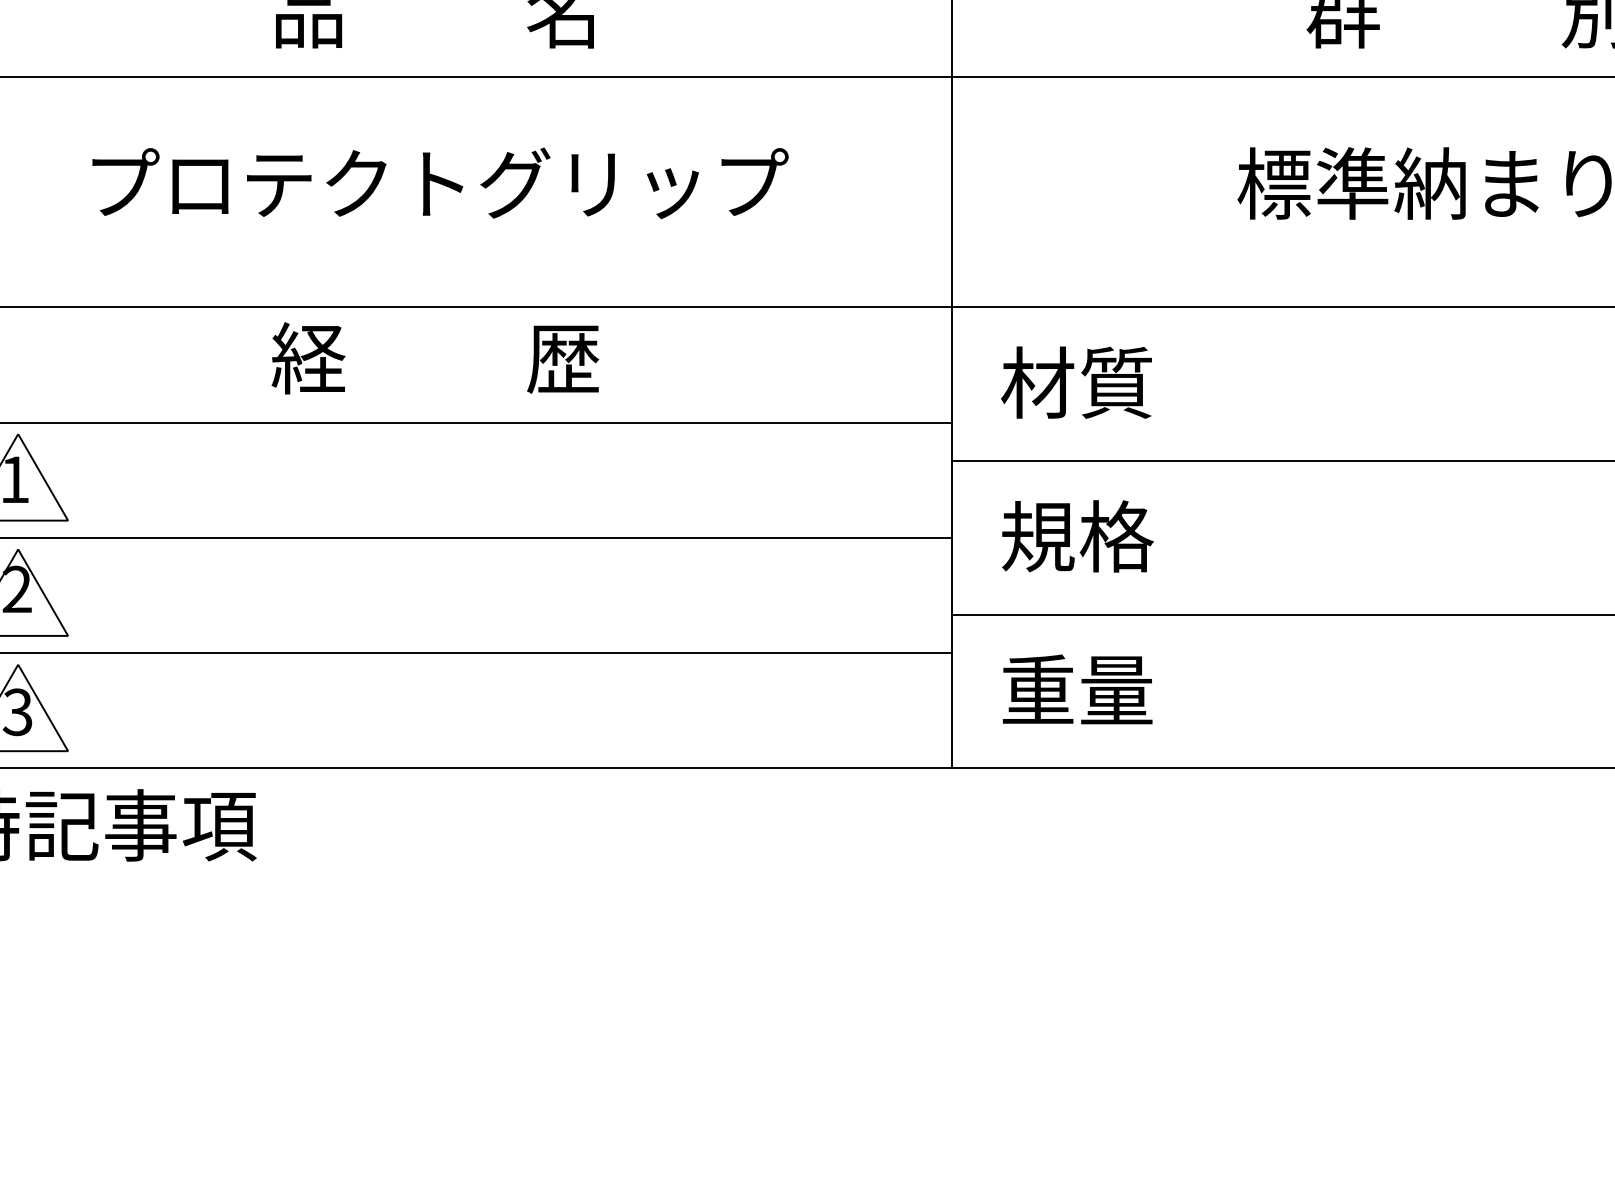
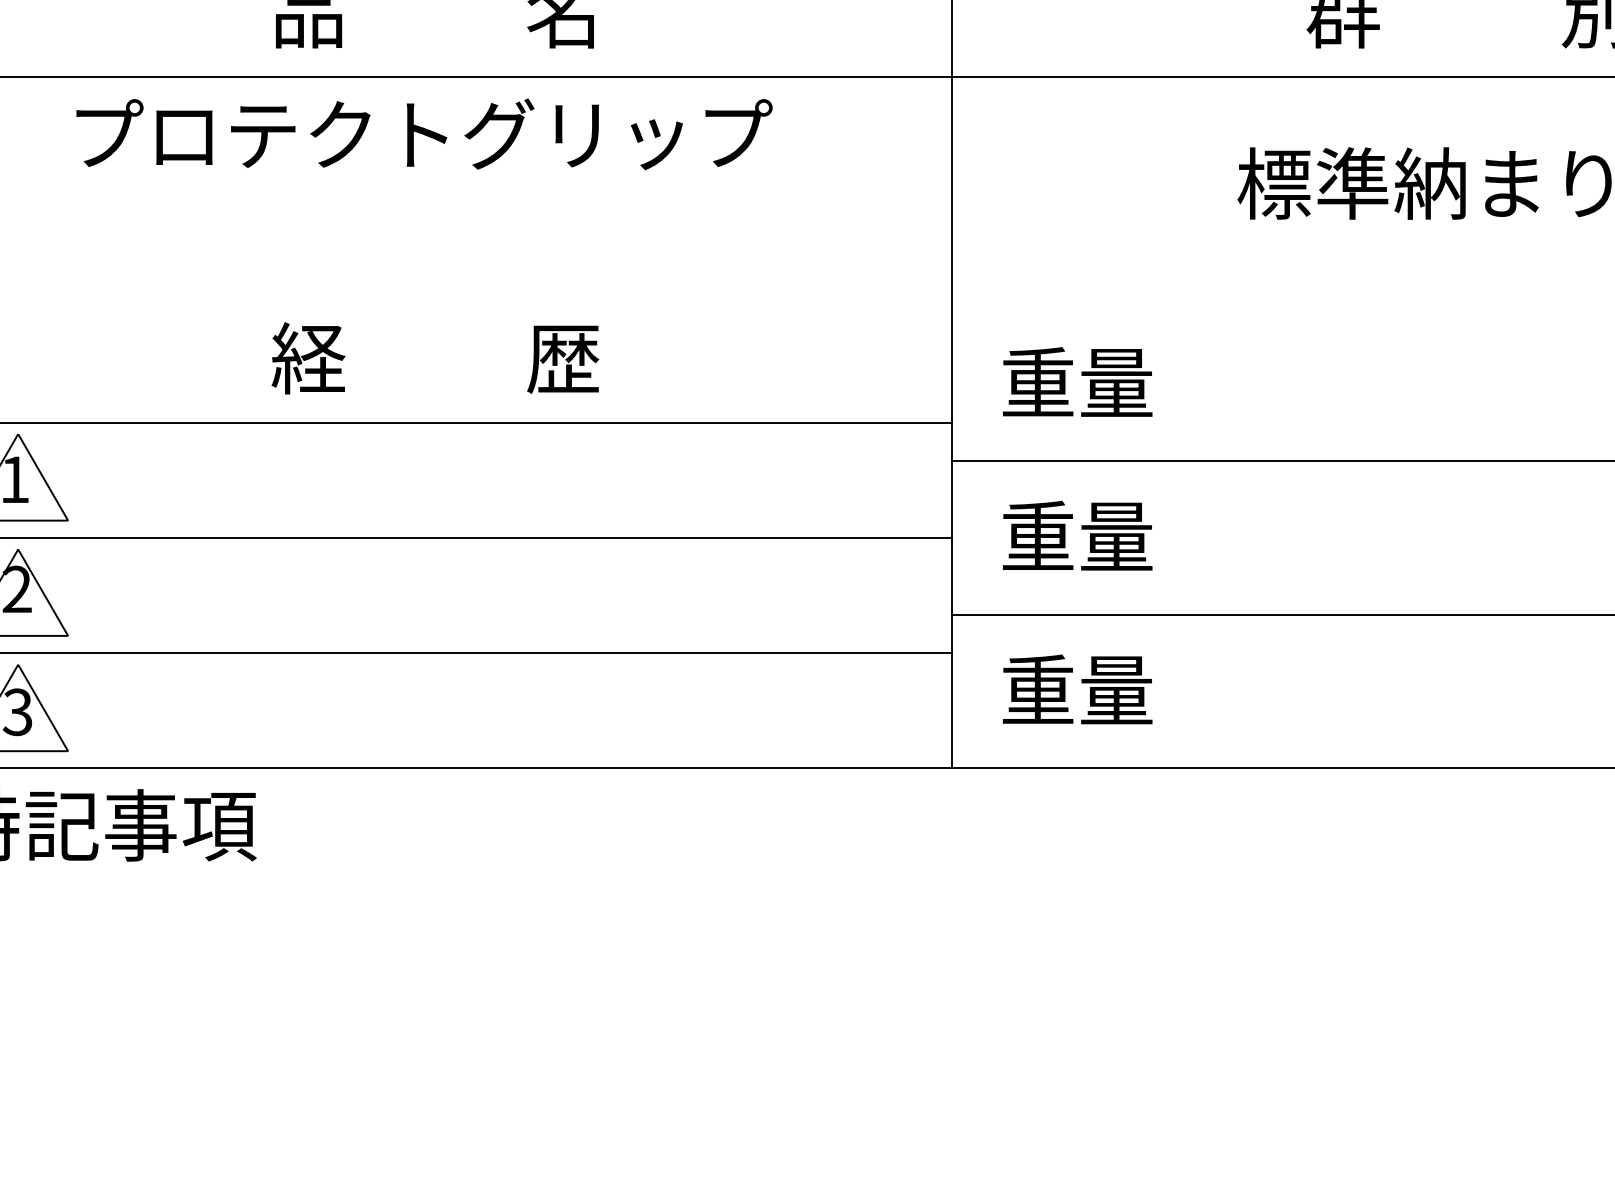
text position: (440, 183) -> (424, 134) (424, 134)
line: present -> none (806, 307)
text: 材質 -> 重量 (1076, 382)
text: 規格 -> 重量 (1077, 536)
